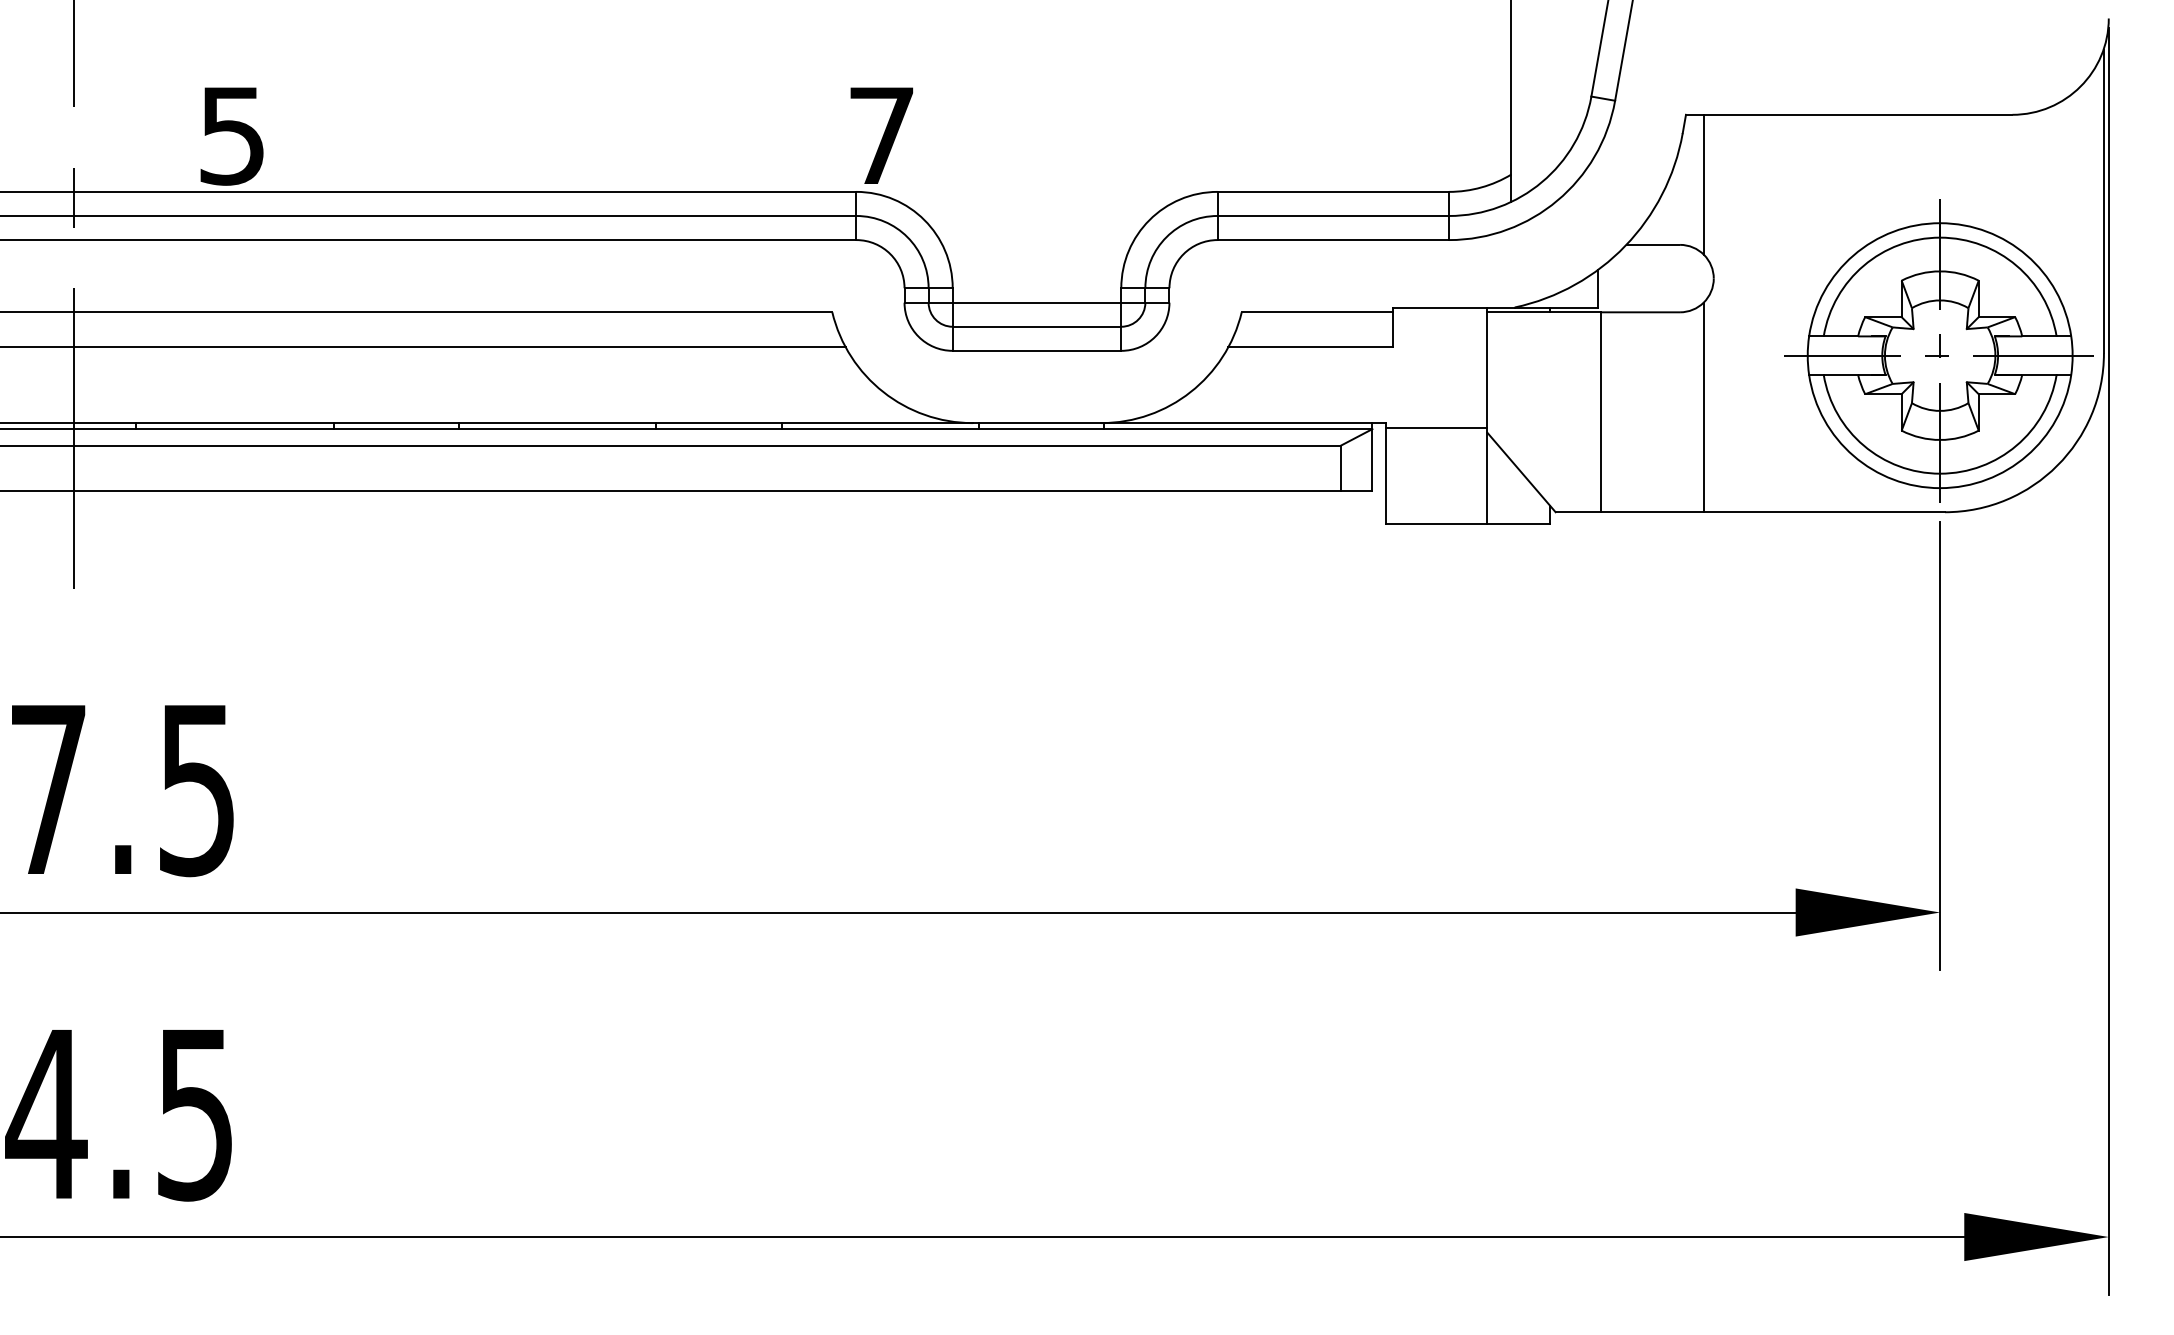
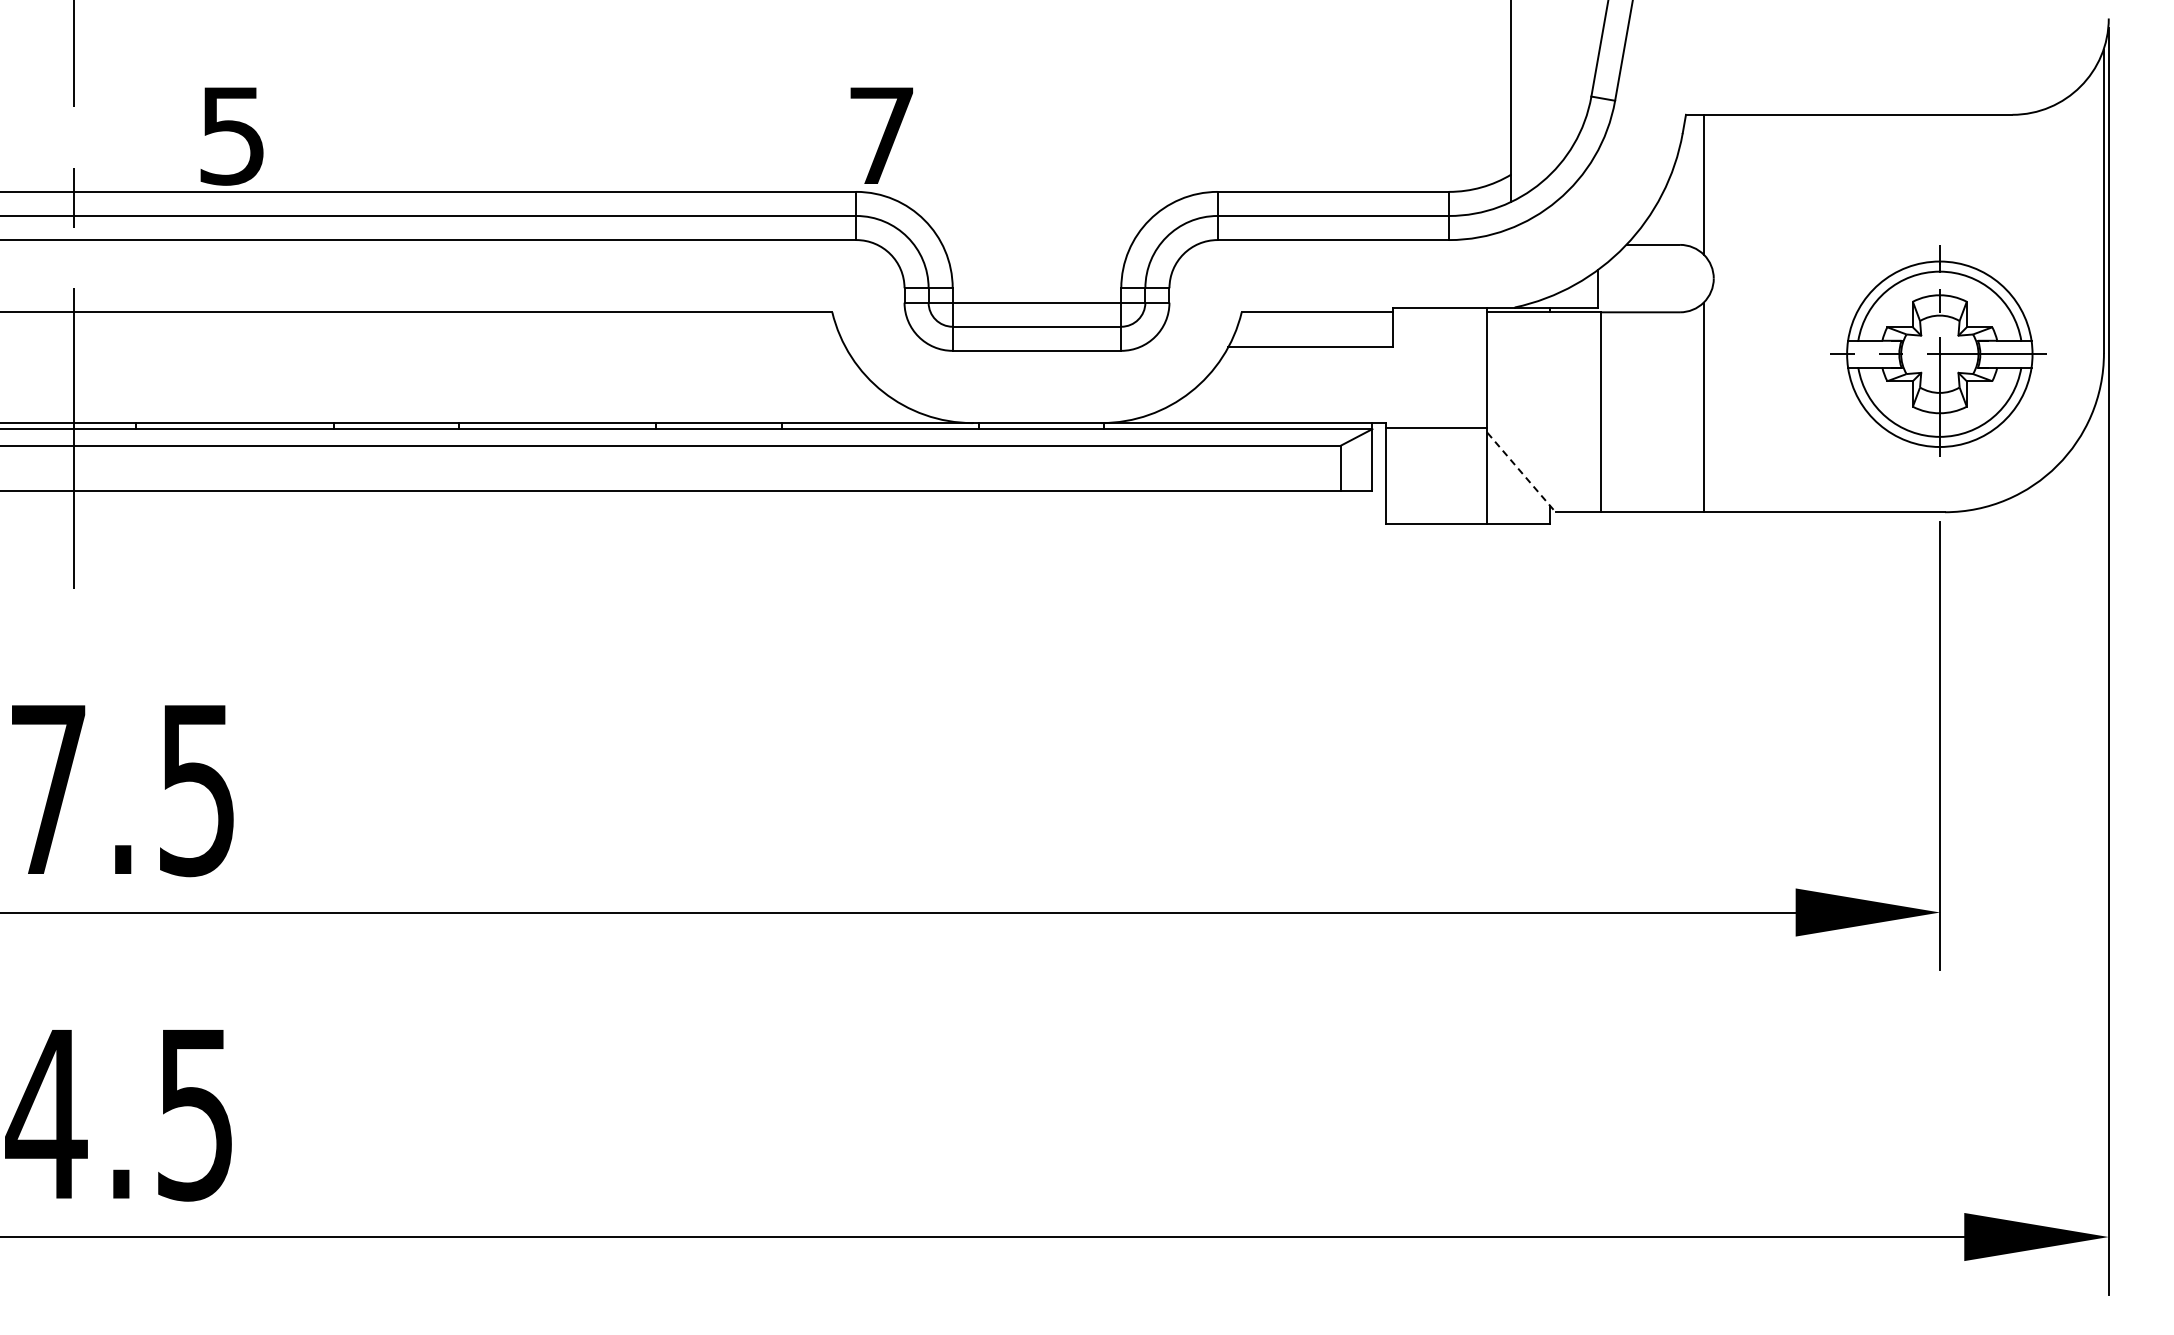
line: present -> none (423, 347)
part size: 310x304 px -> 217x212 px (1938, 350)
line: solid -> dashed (1521, 472)
